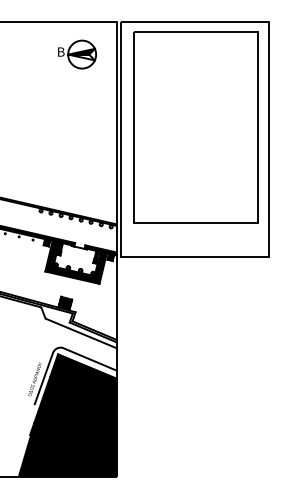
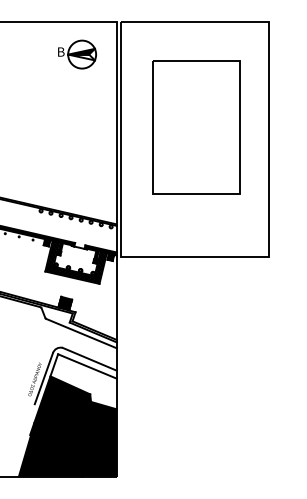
part size: 126x193 px -> 89x135 px (196, 127)
fill: present -> none (83, 381)
